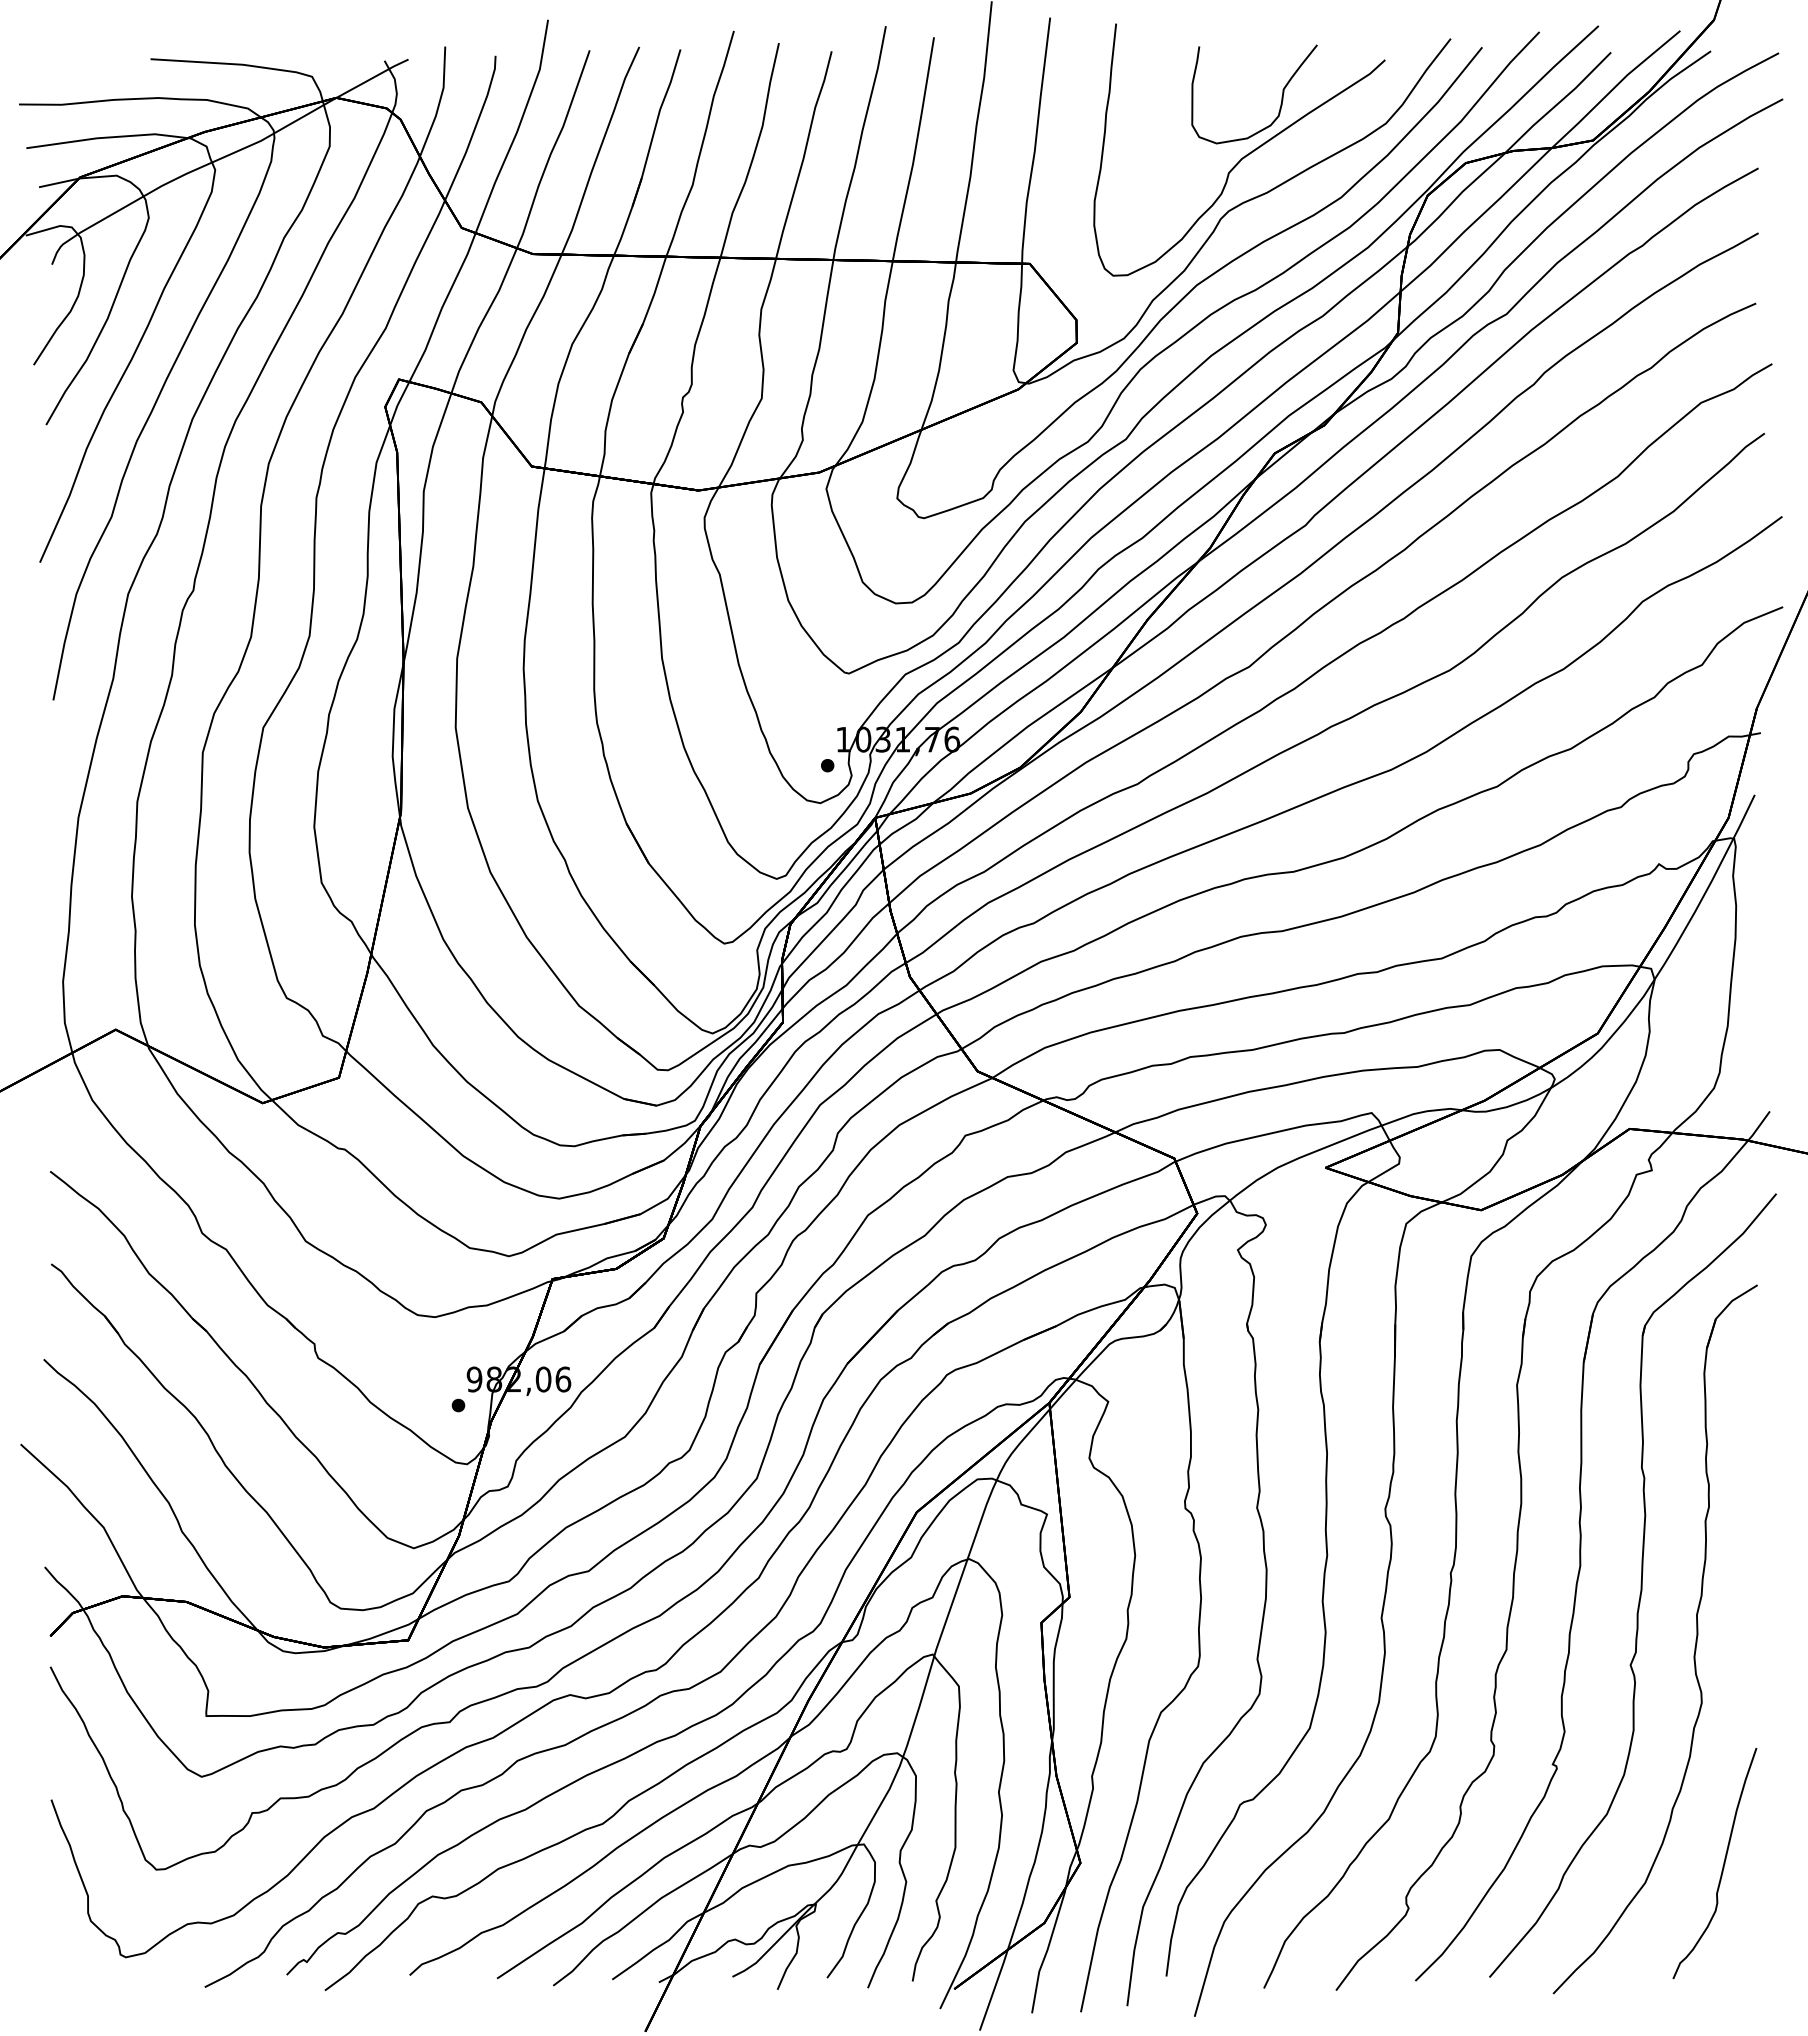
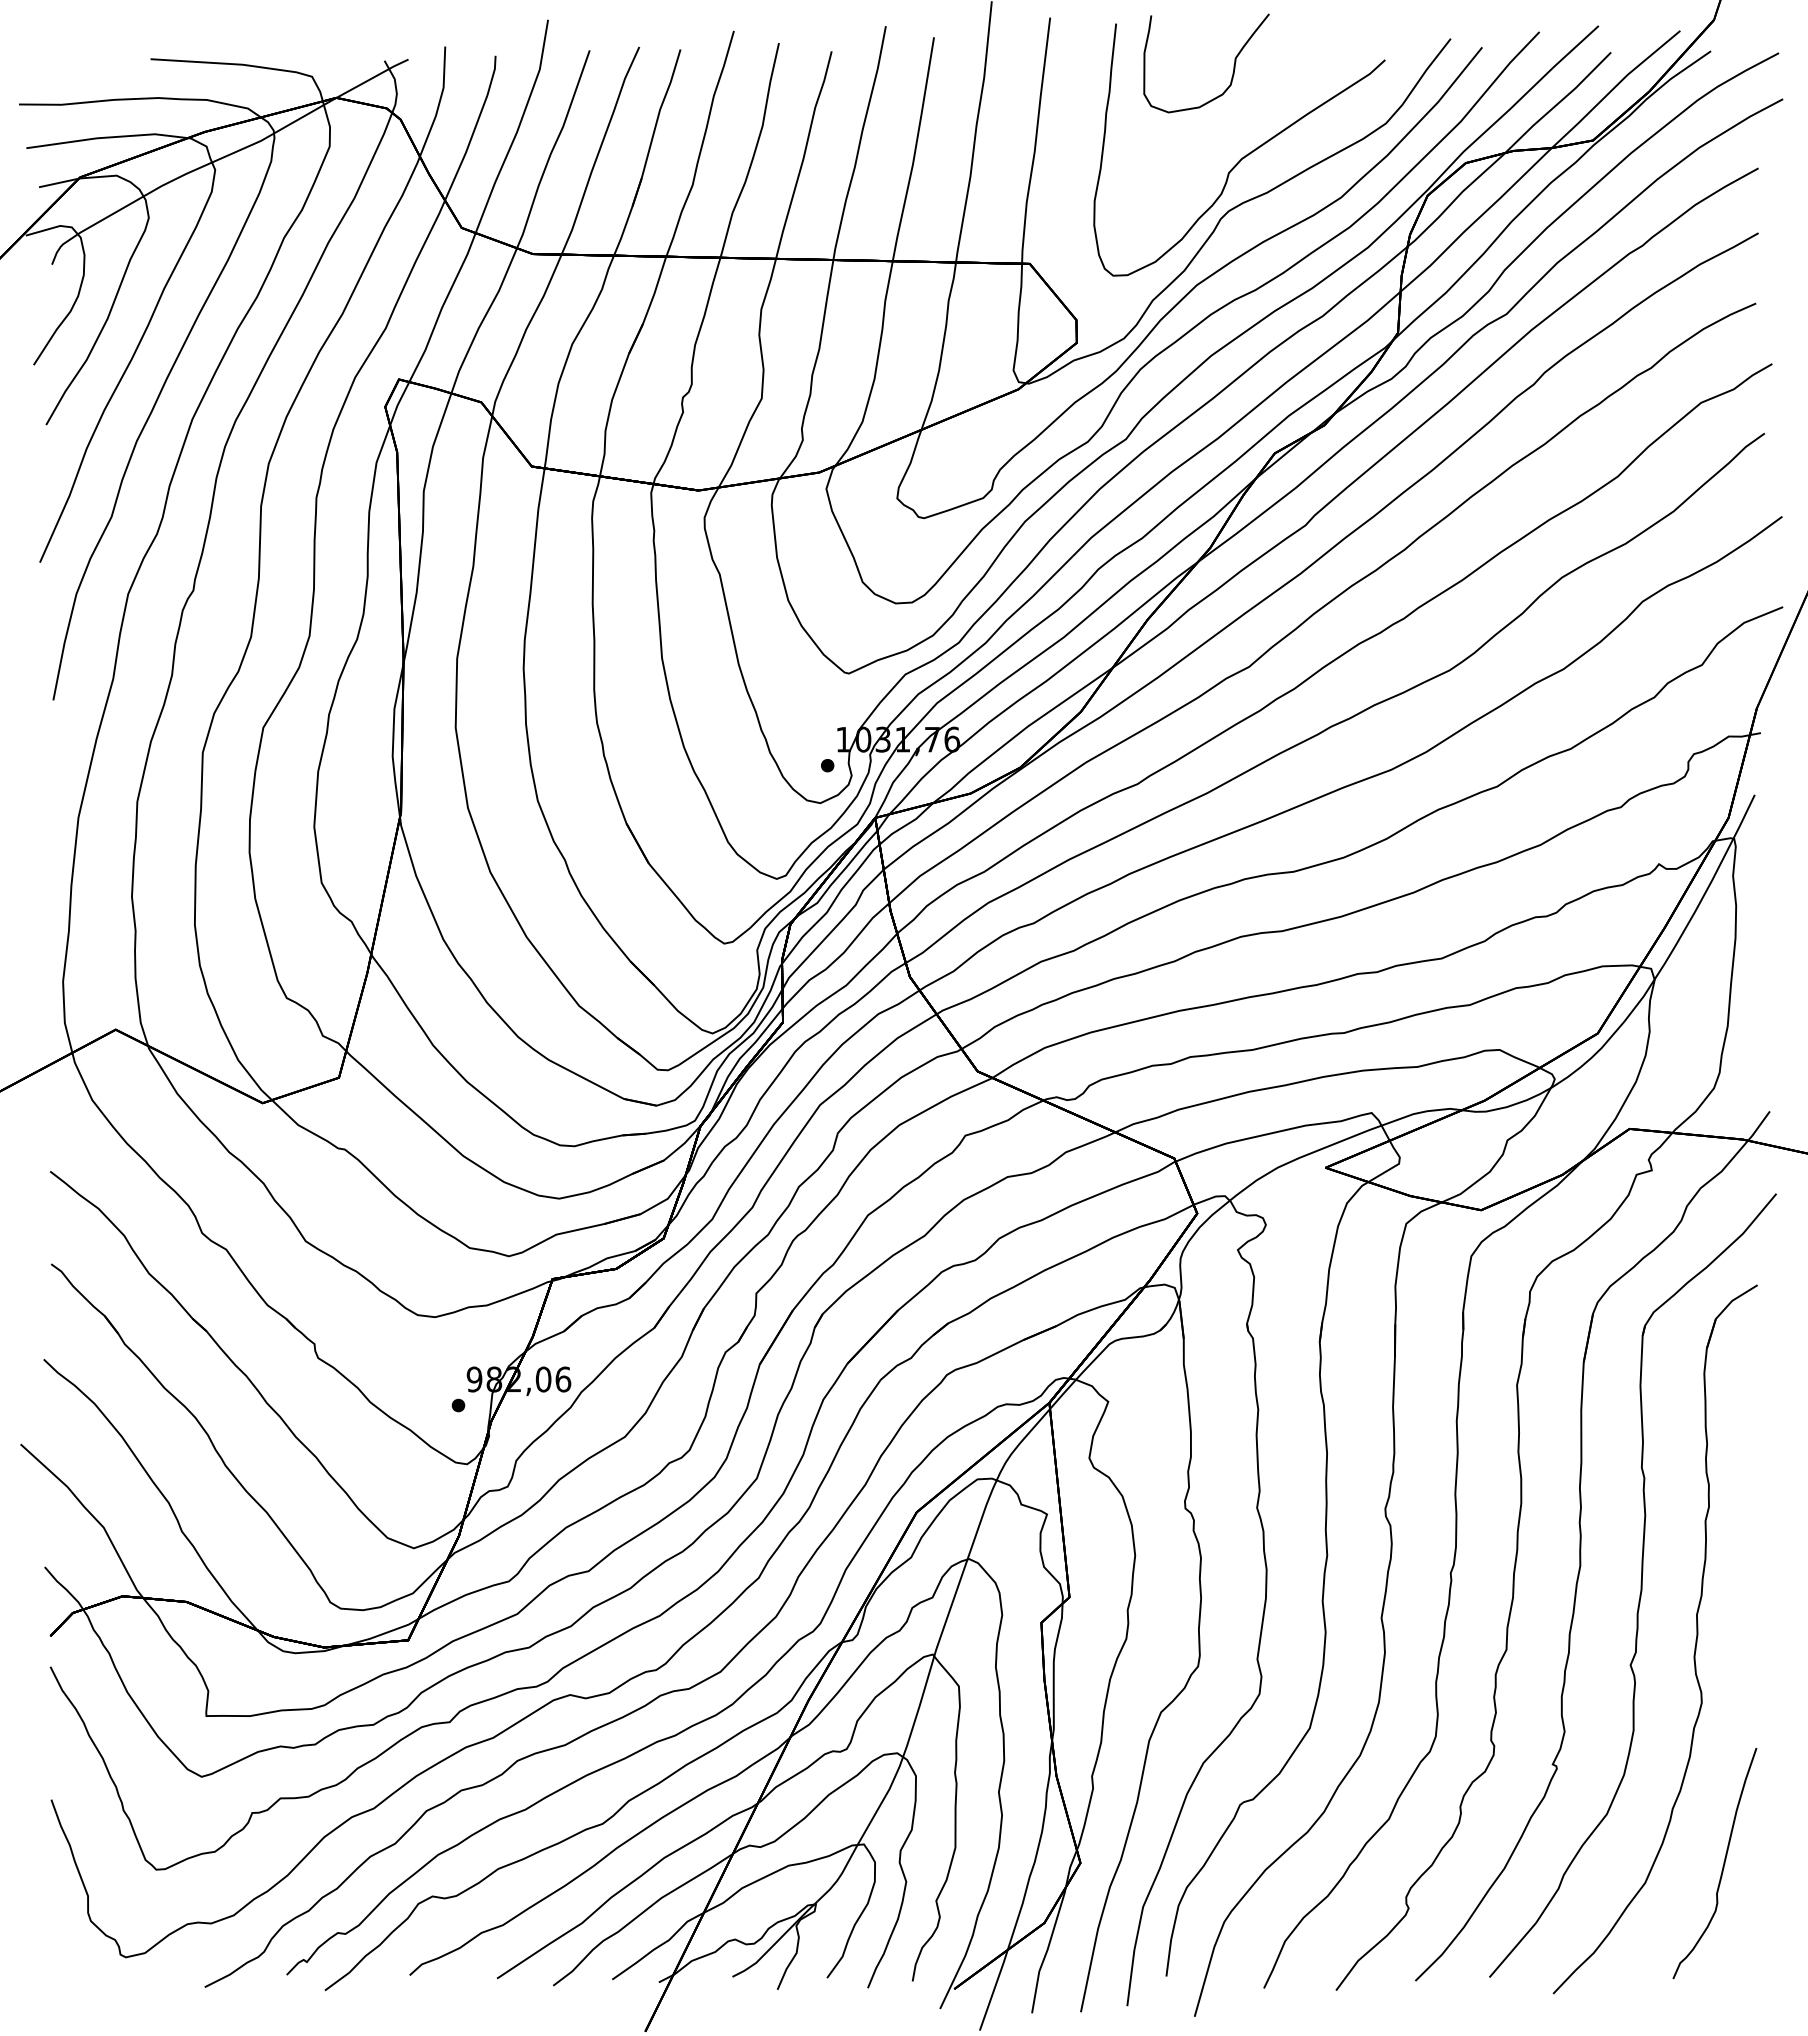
curve position: (1281, 96) -> (1233, 65) (1233, 65)
